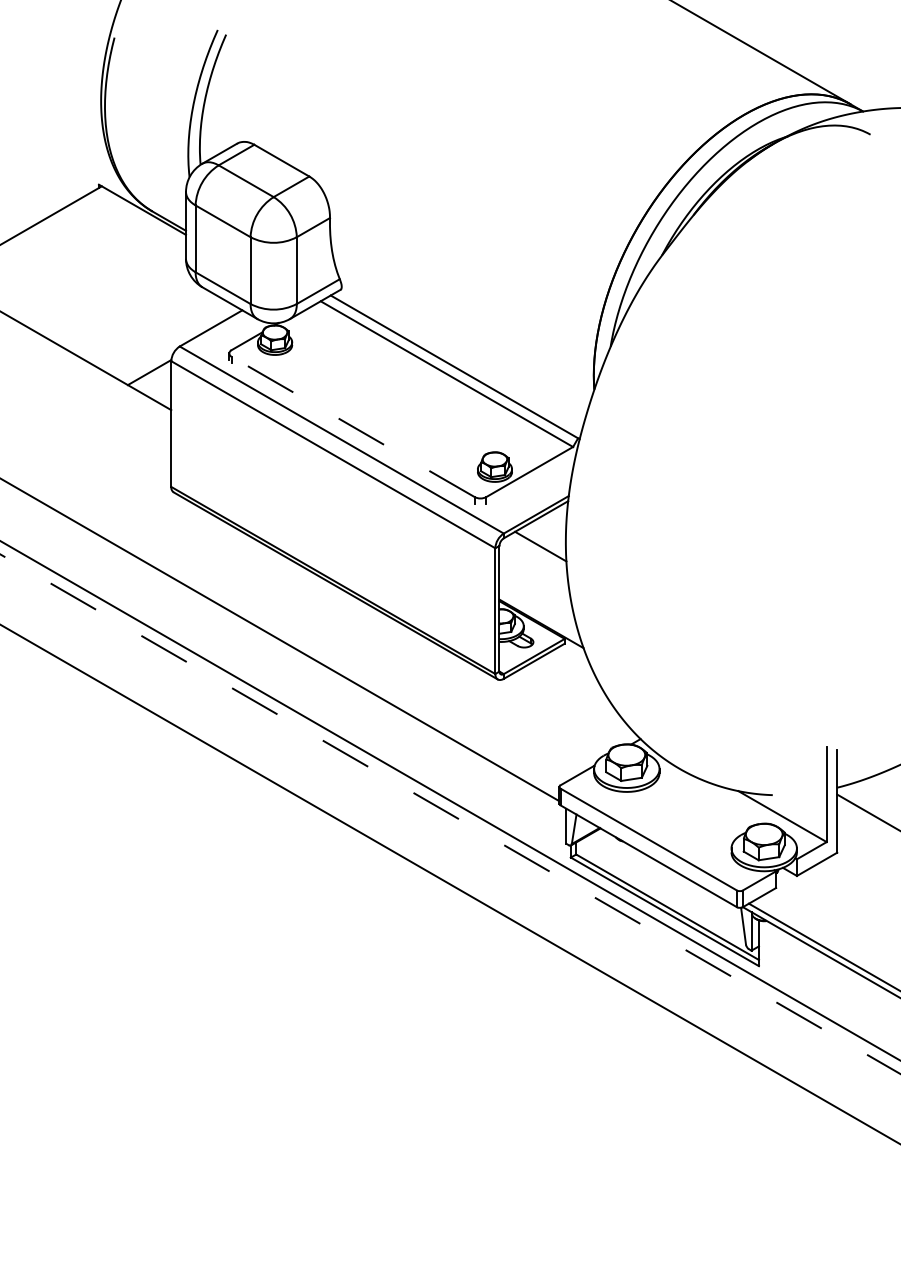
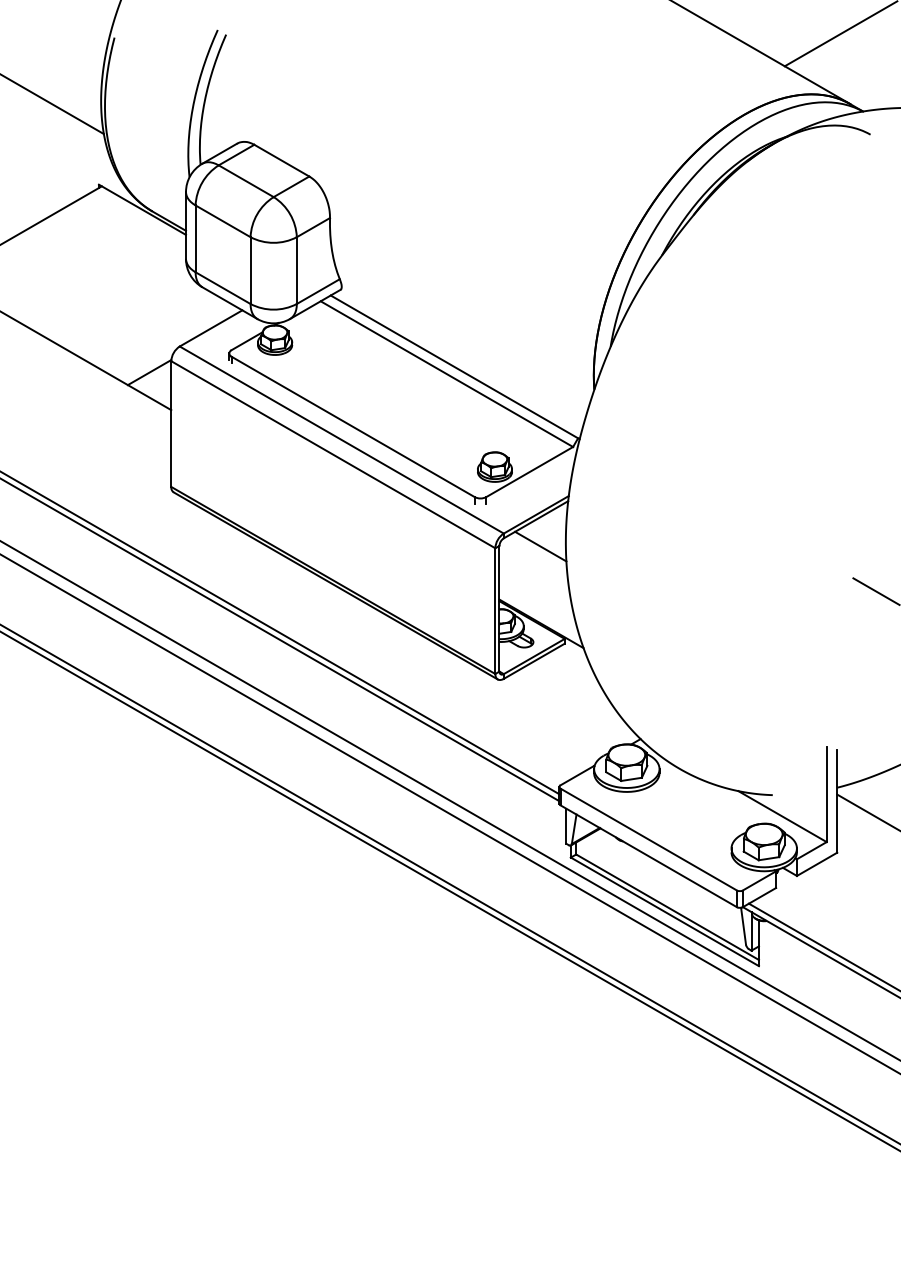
line: none -> present (839, 34)
line: none -> present (52, 104)
line: dashed -> solid (352, 426)
line: none -> present (875, 590)
line: none -> present (280, 633)
line: dashed -> solid (450, 814)
line: none -> present (449, 890)
